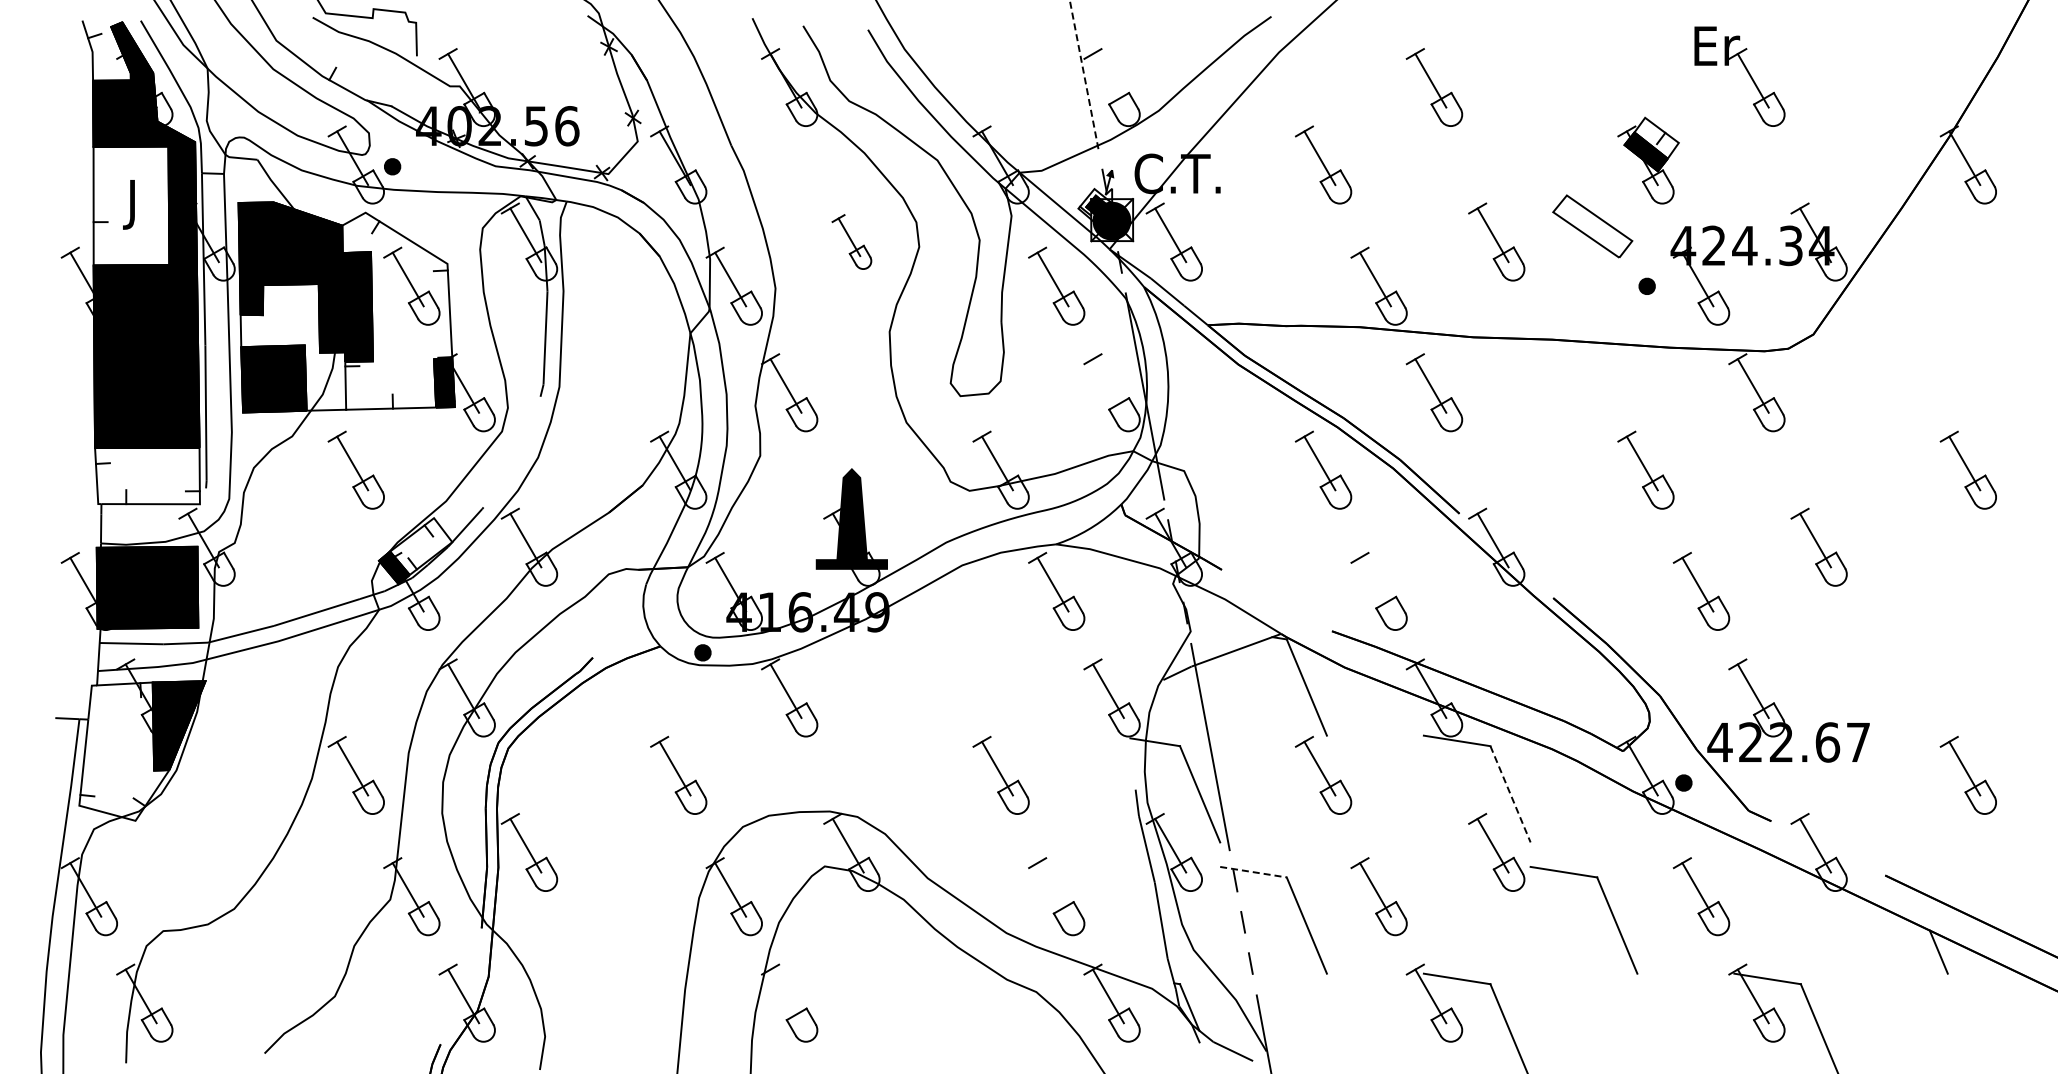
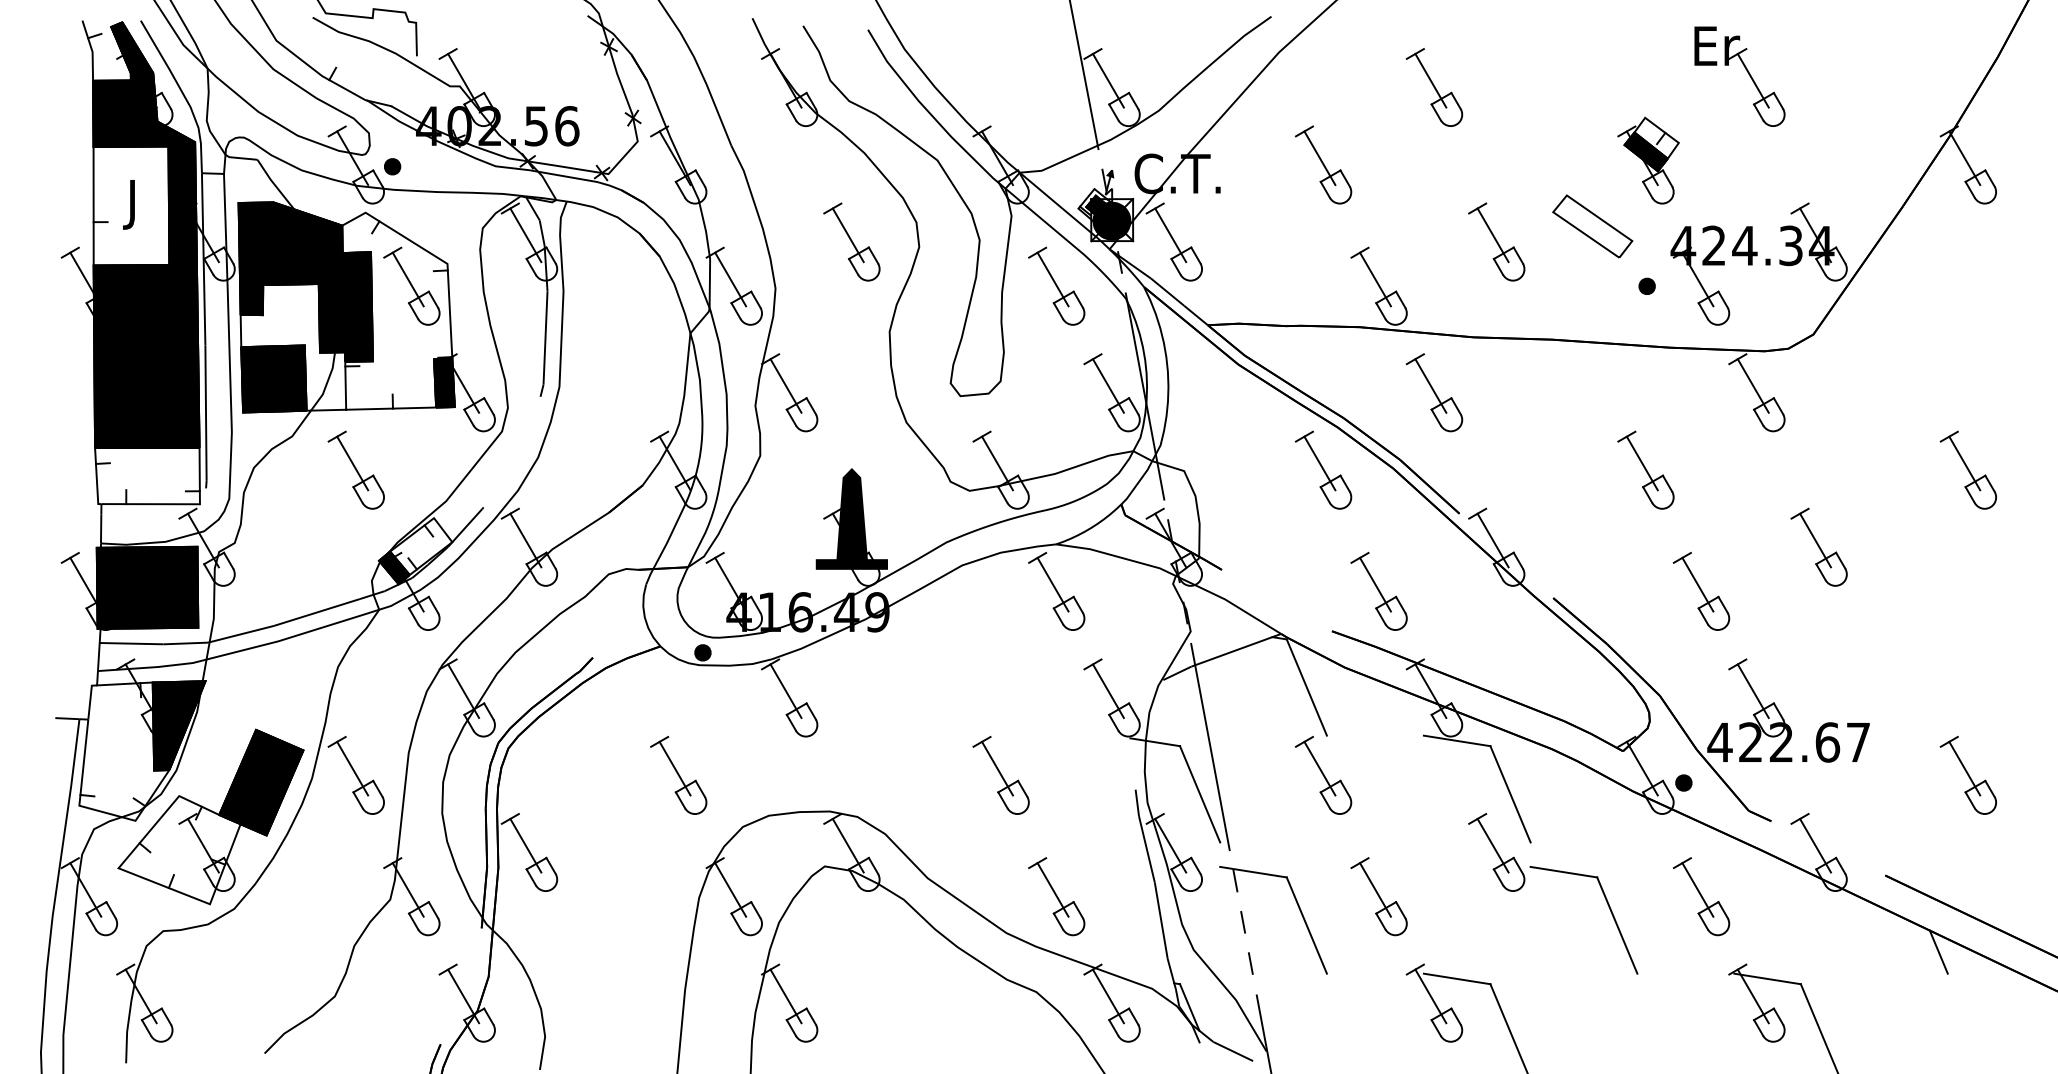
line: dashed -> solid (1084, 74)
line: none -> present (1107, 80)
part size: 42x56 px -> 58x80 px (851, 241)
line: none -> present (1107, 385)
line: none -> present (1375, 584)
line: dashed -> solid (1510, 794)
part: none -> present (210, 816)
line: dashed -> solid (1253, 872)
line: none -> present (1052, 889)
line: none -> present (785, 996)
